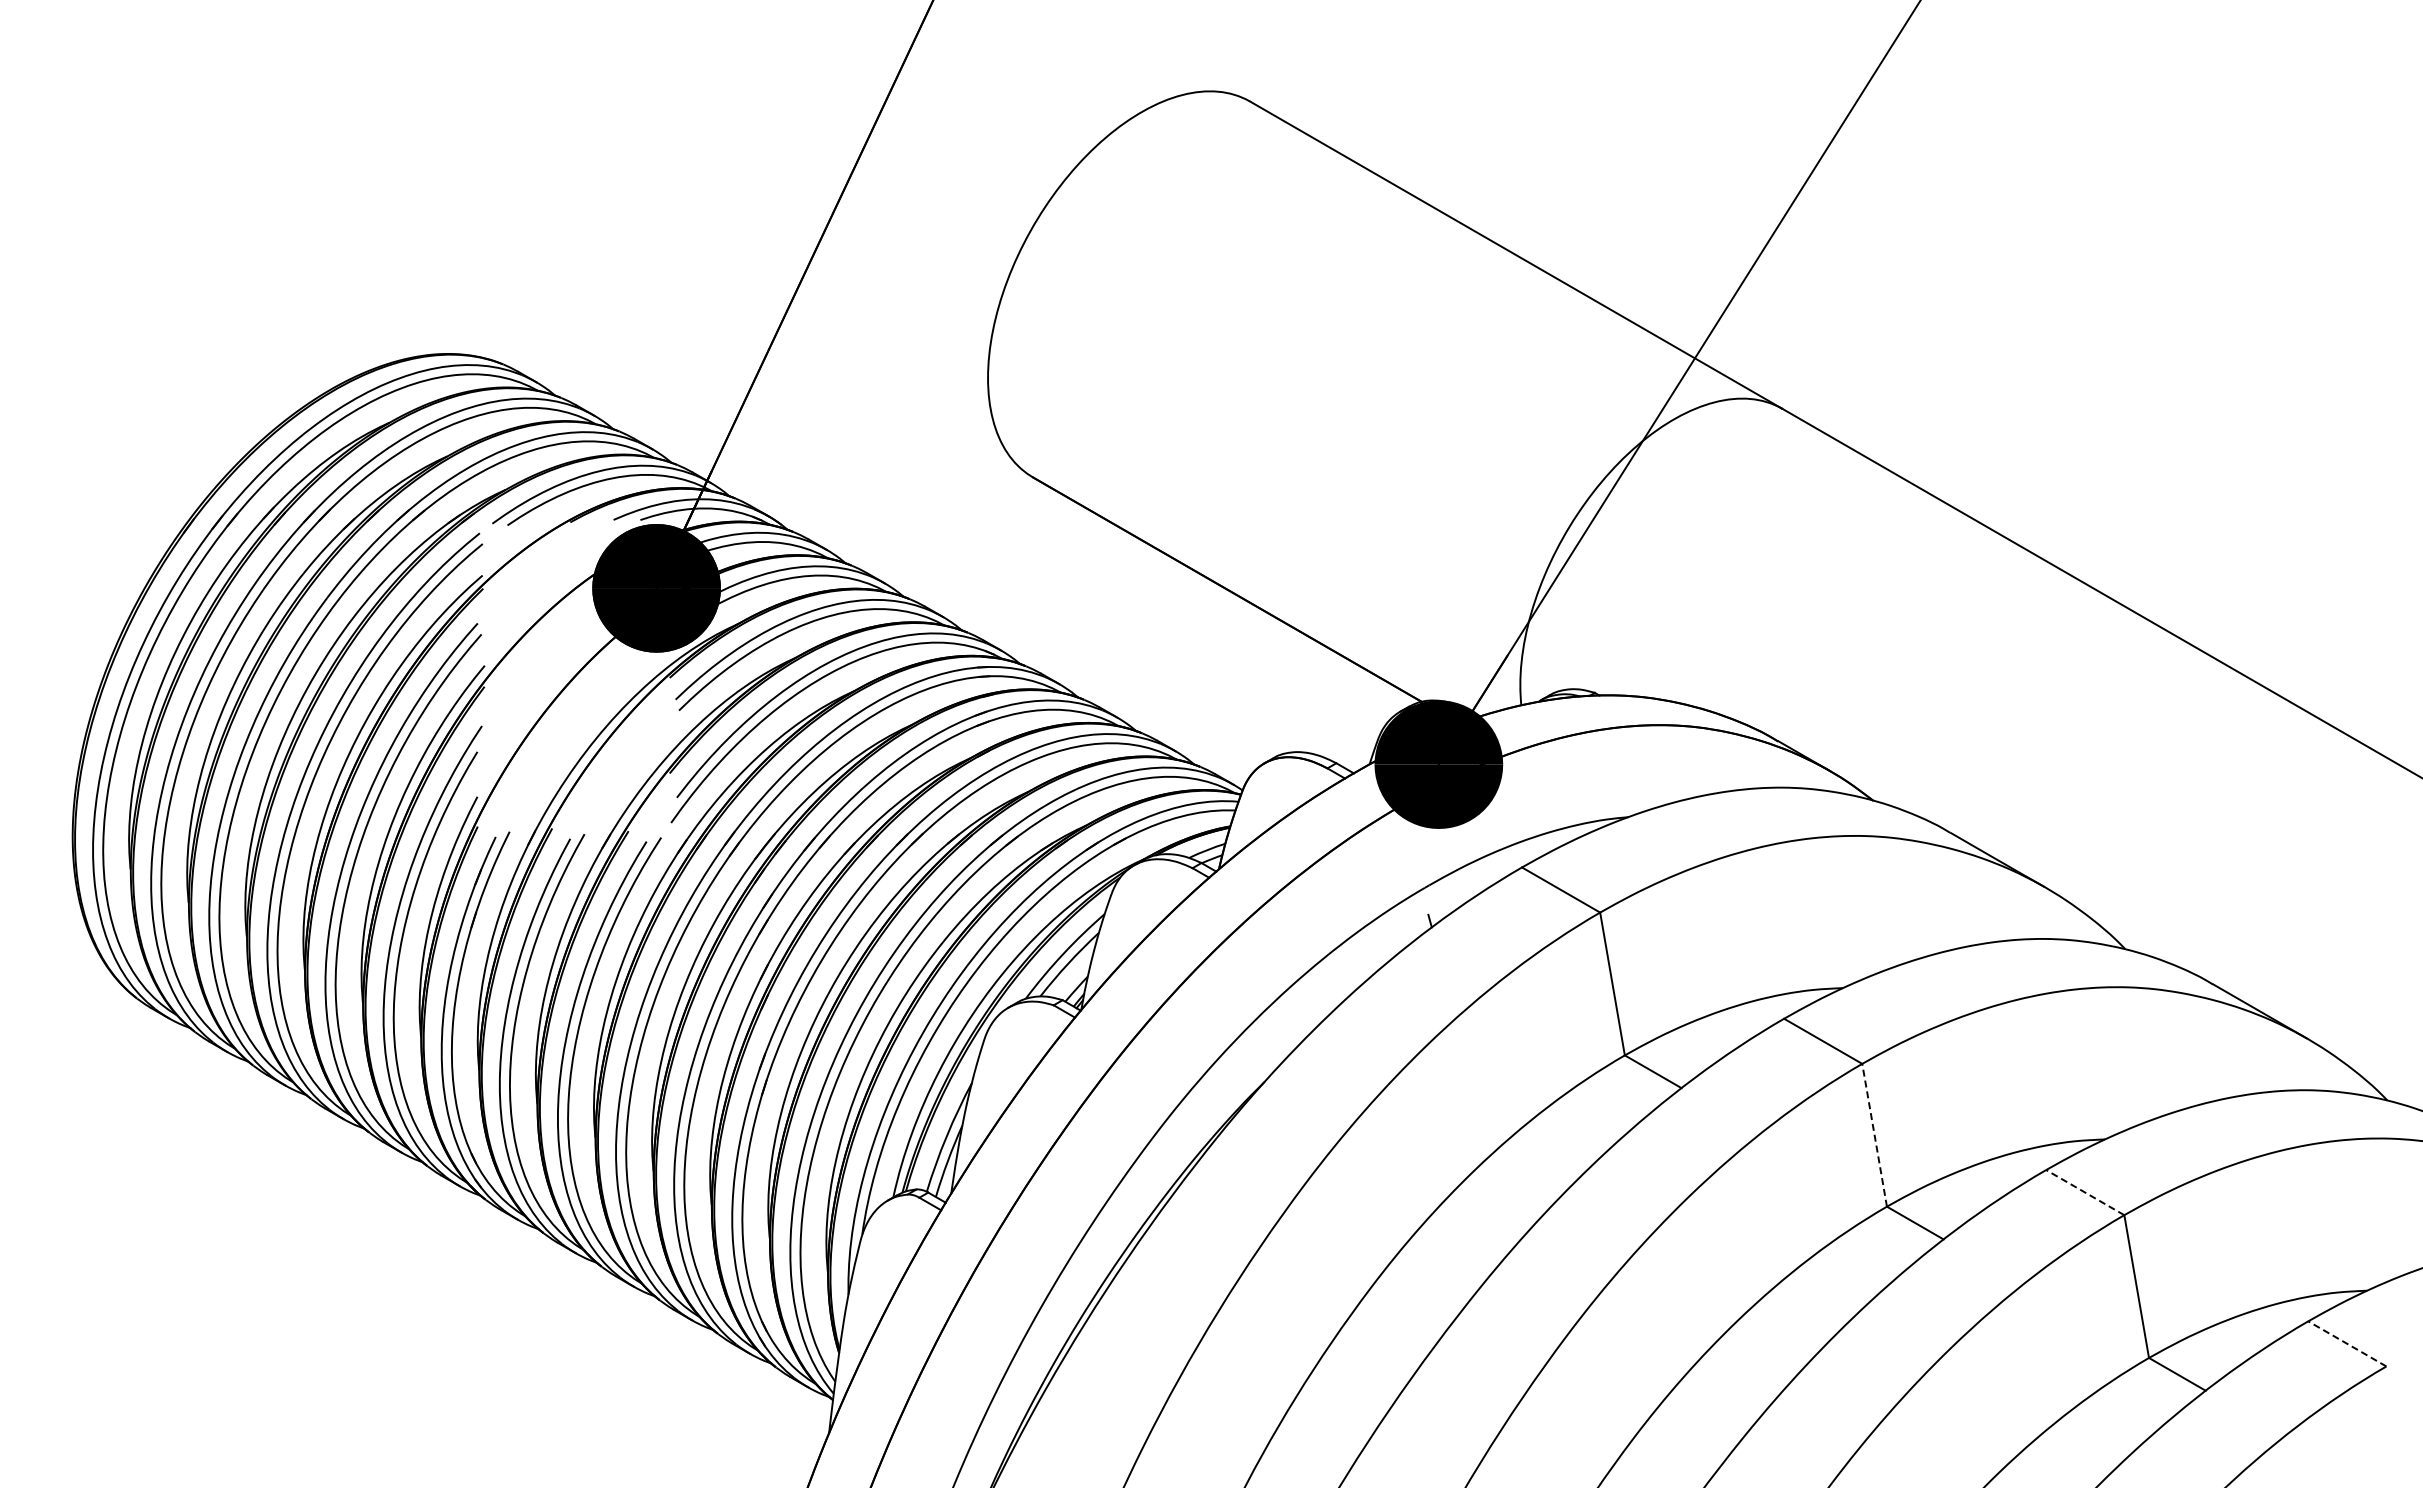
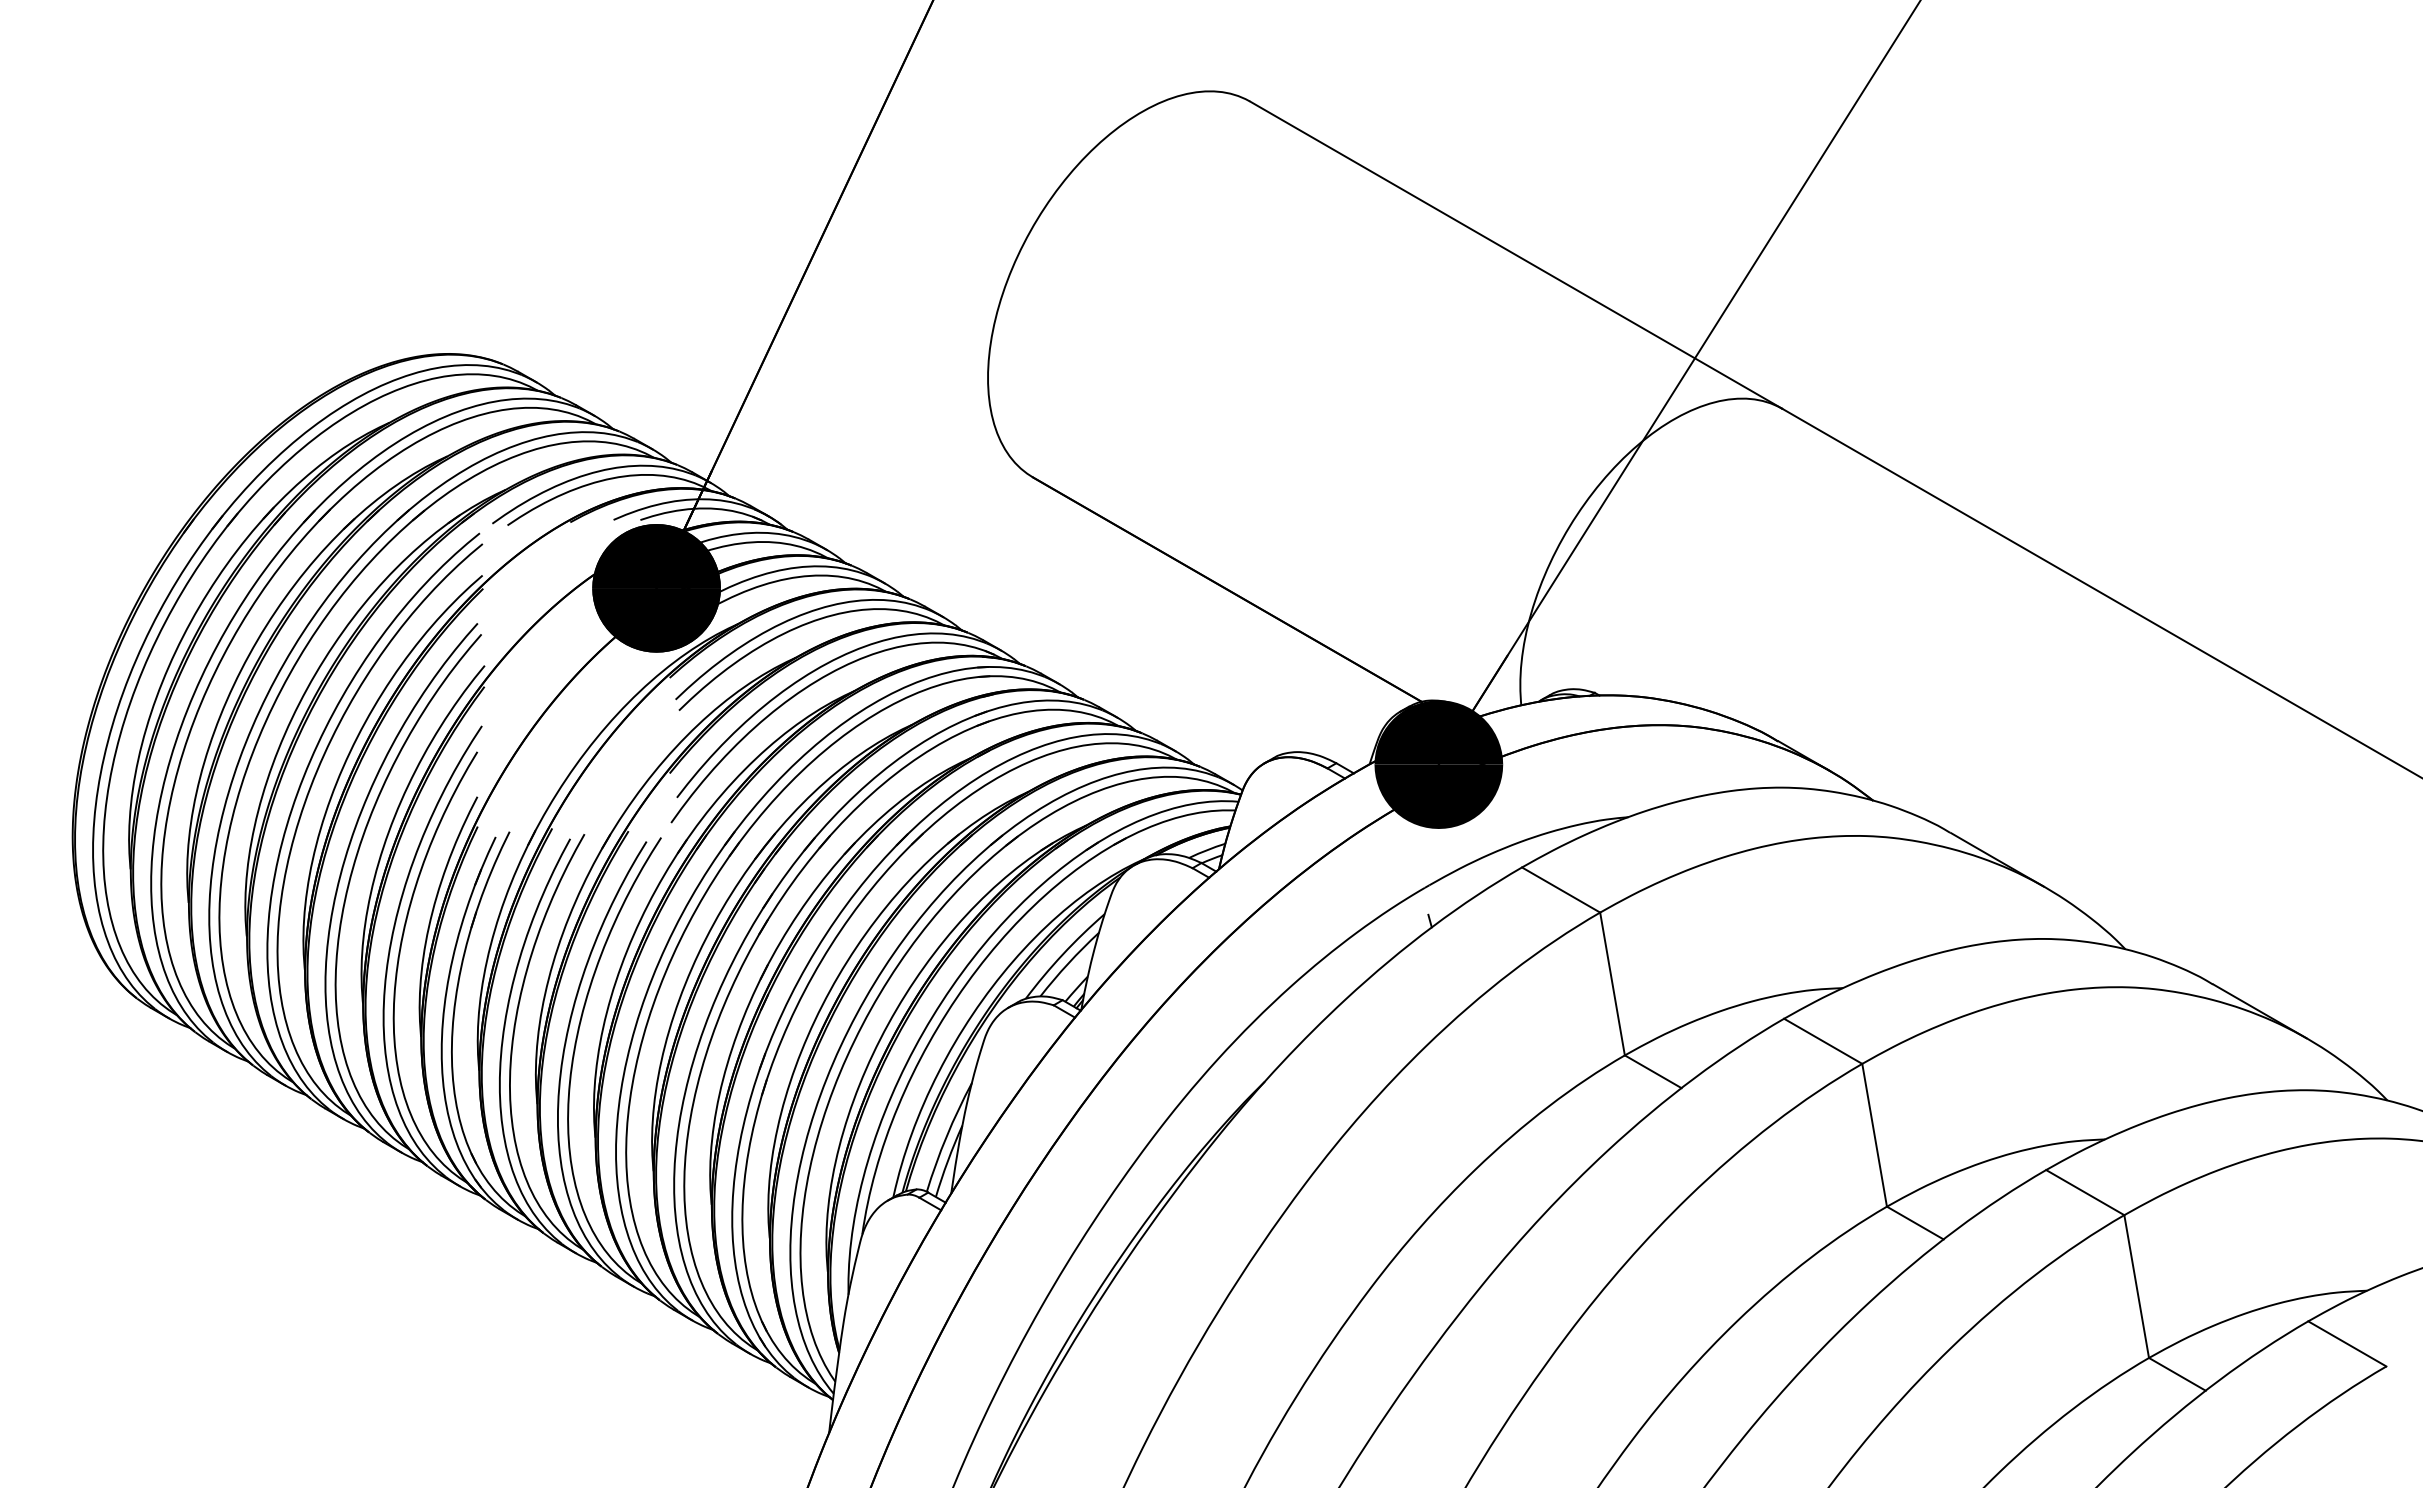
line: dashed -> solid (1874, 1134)
line: dashed -> solid (2084, 1192)
line: dashed -> solid (2346, 1343)
